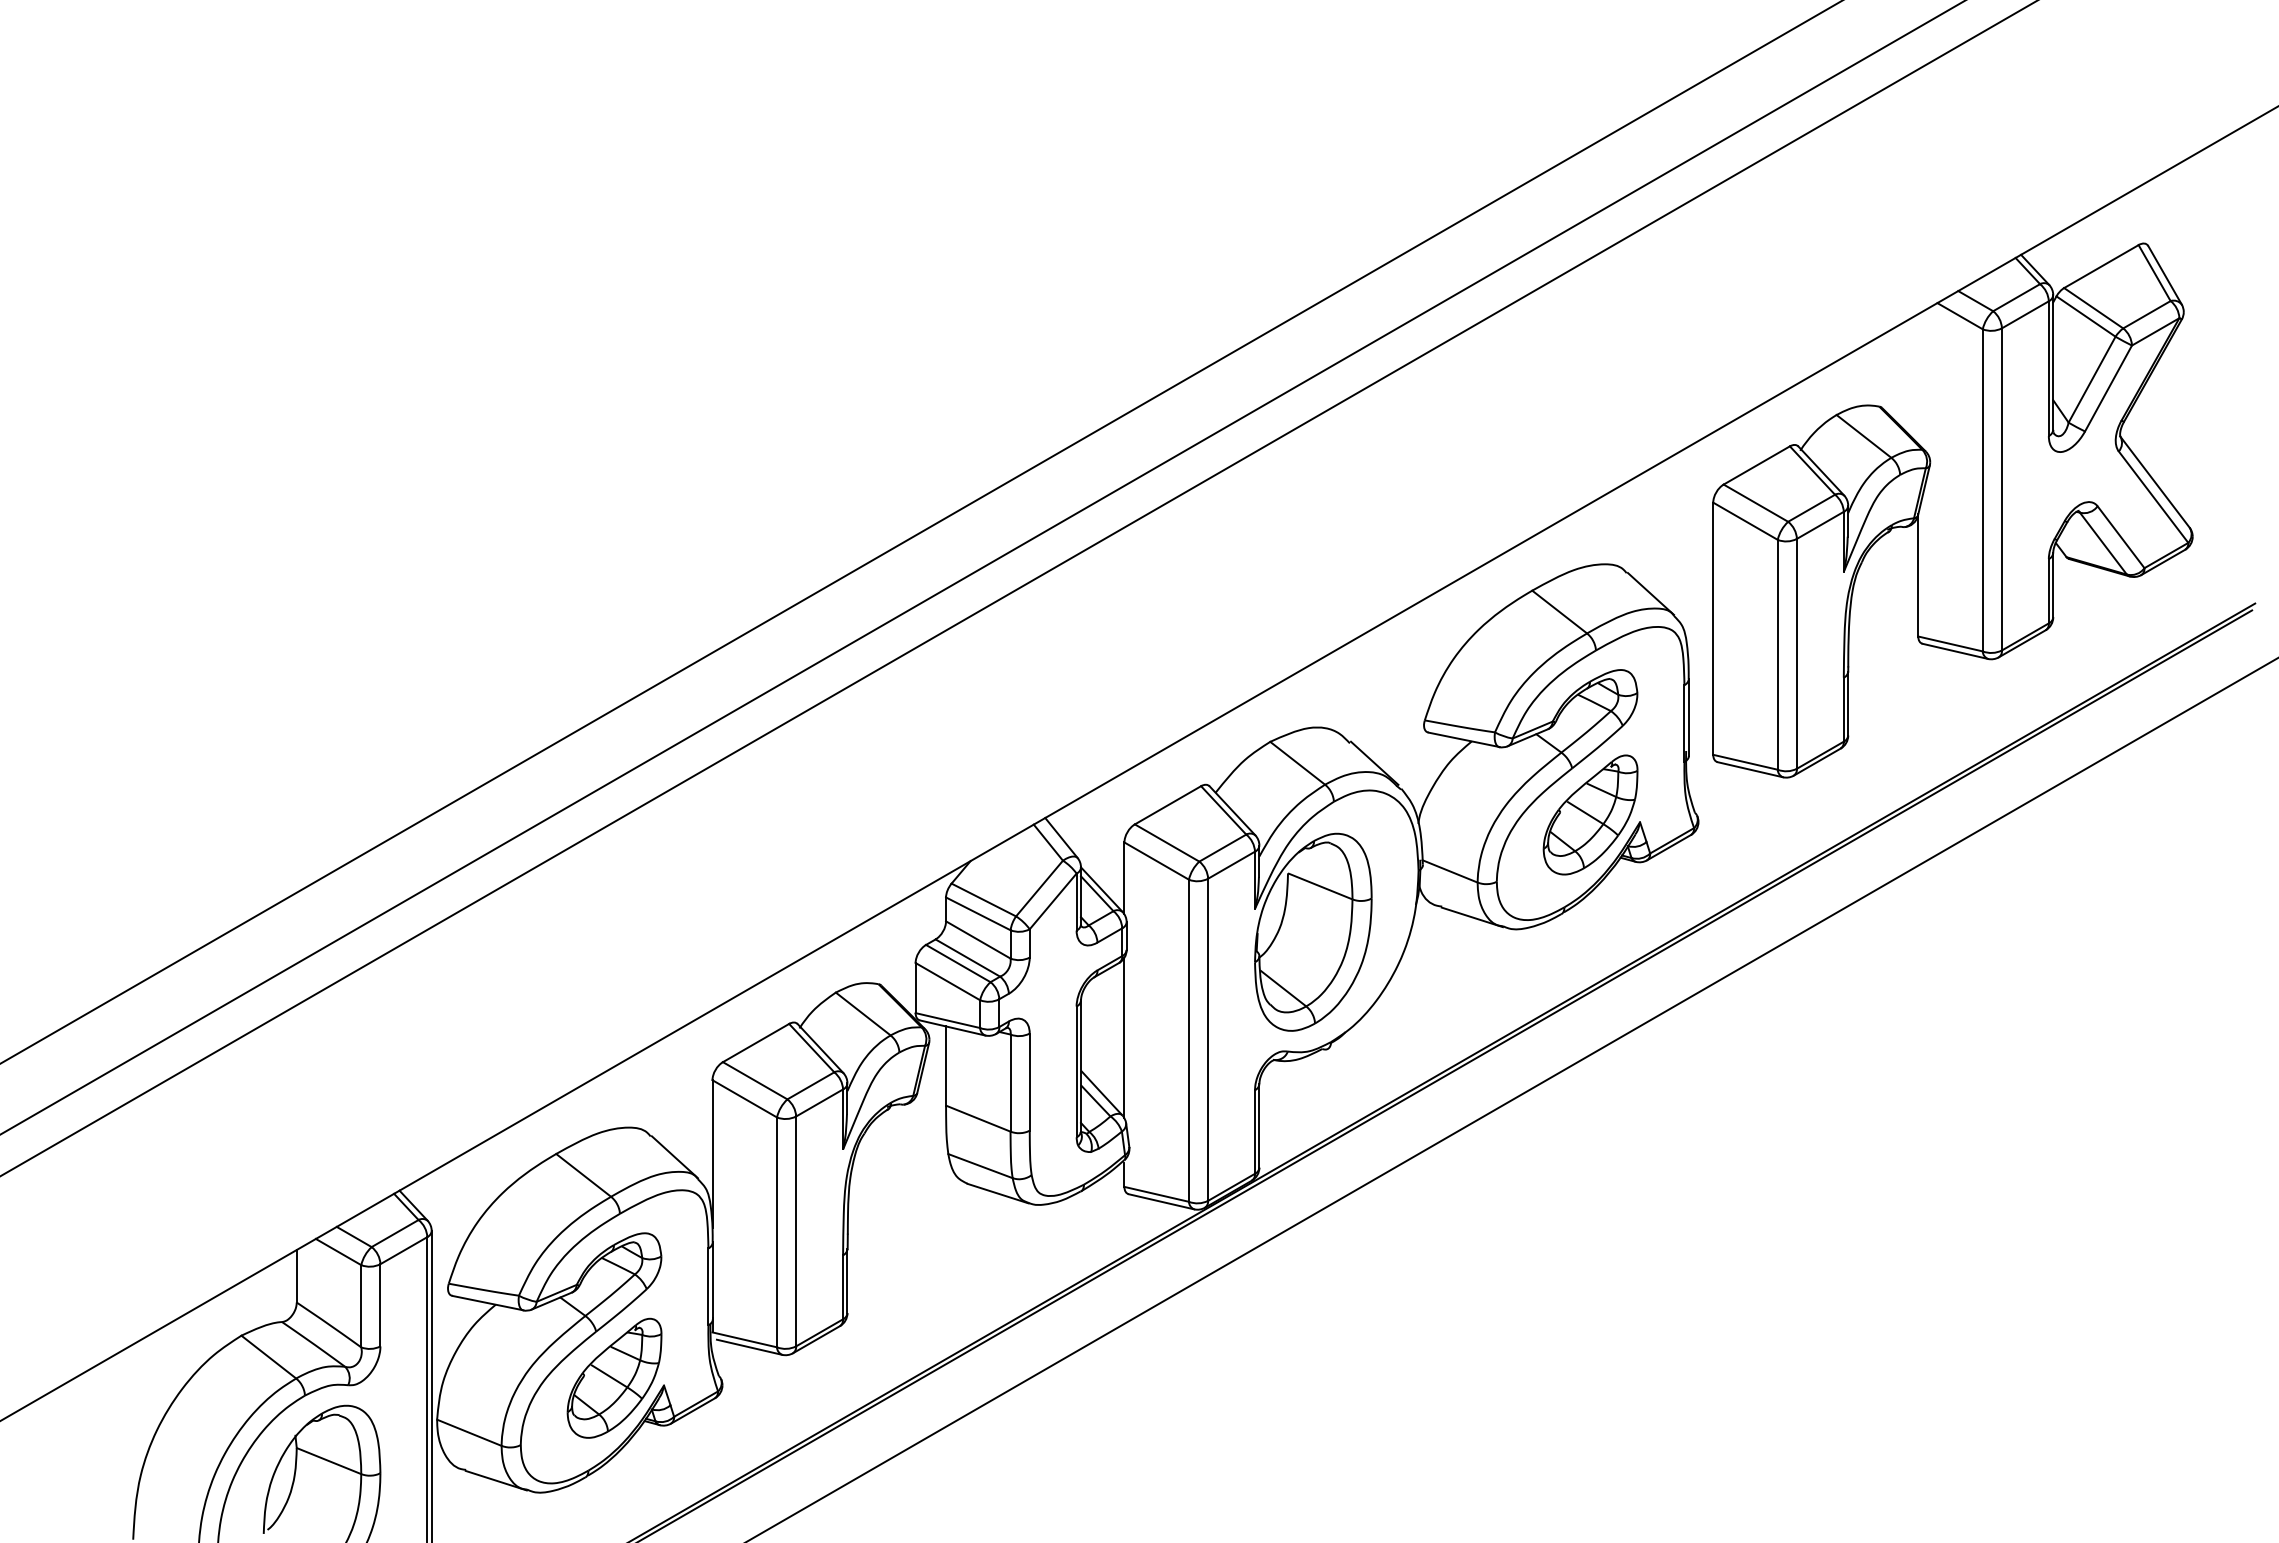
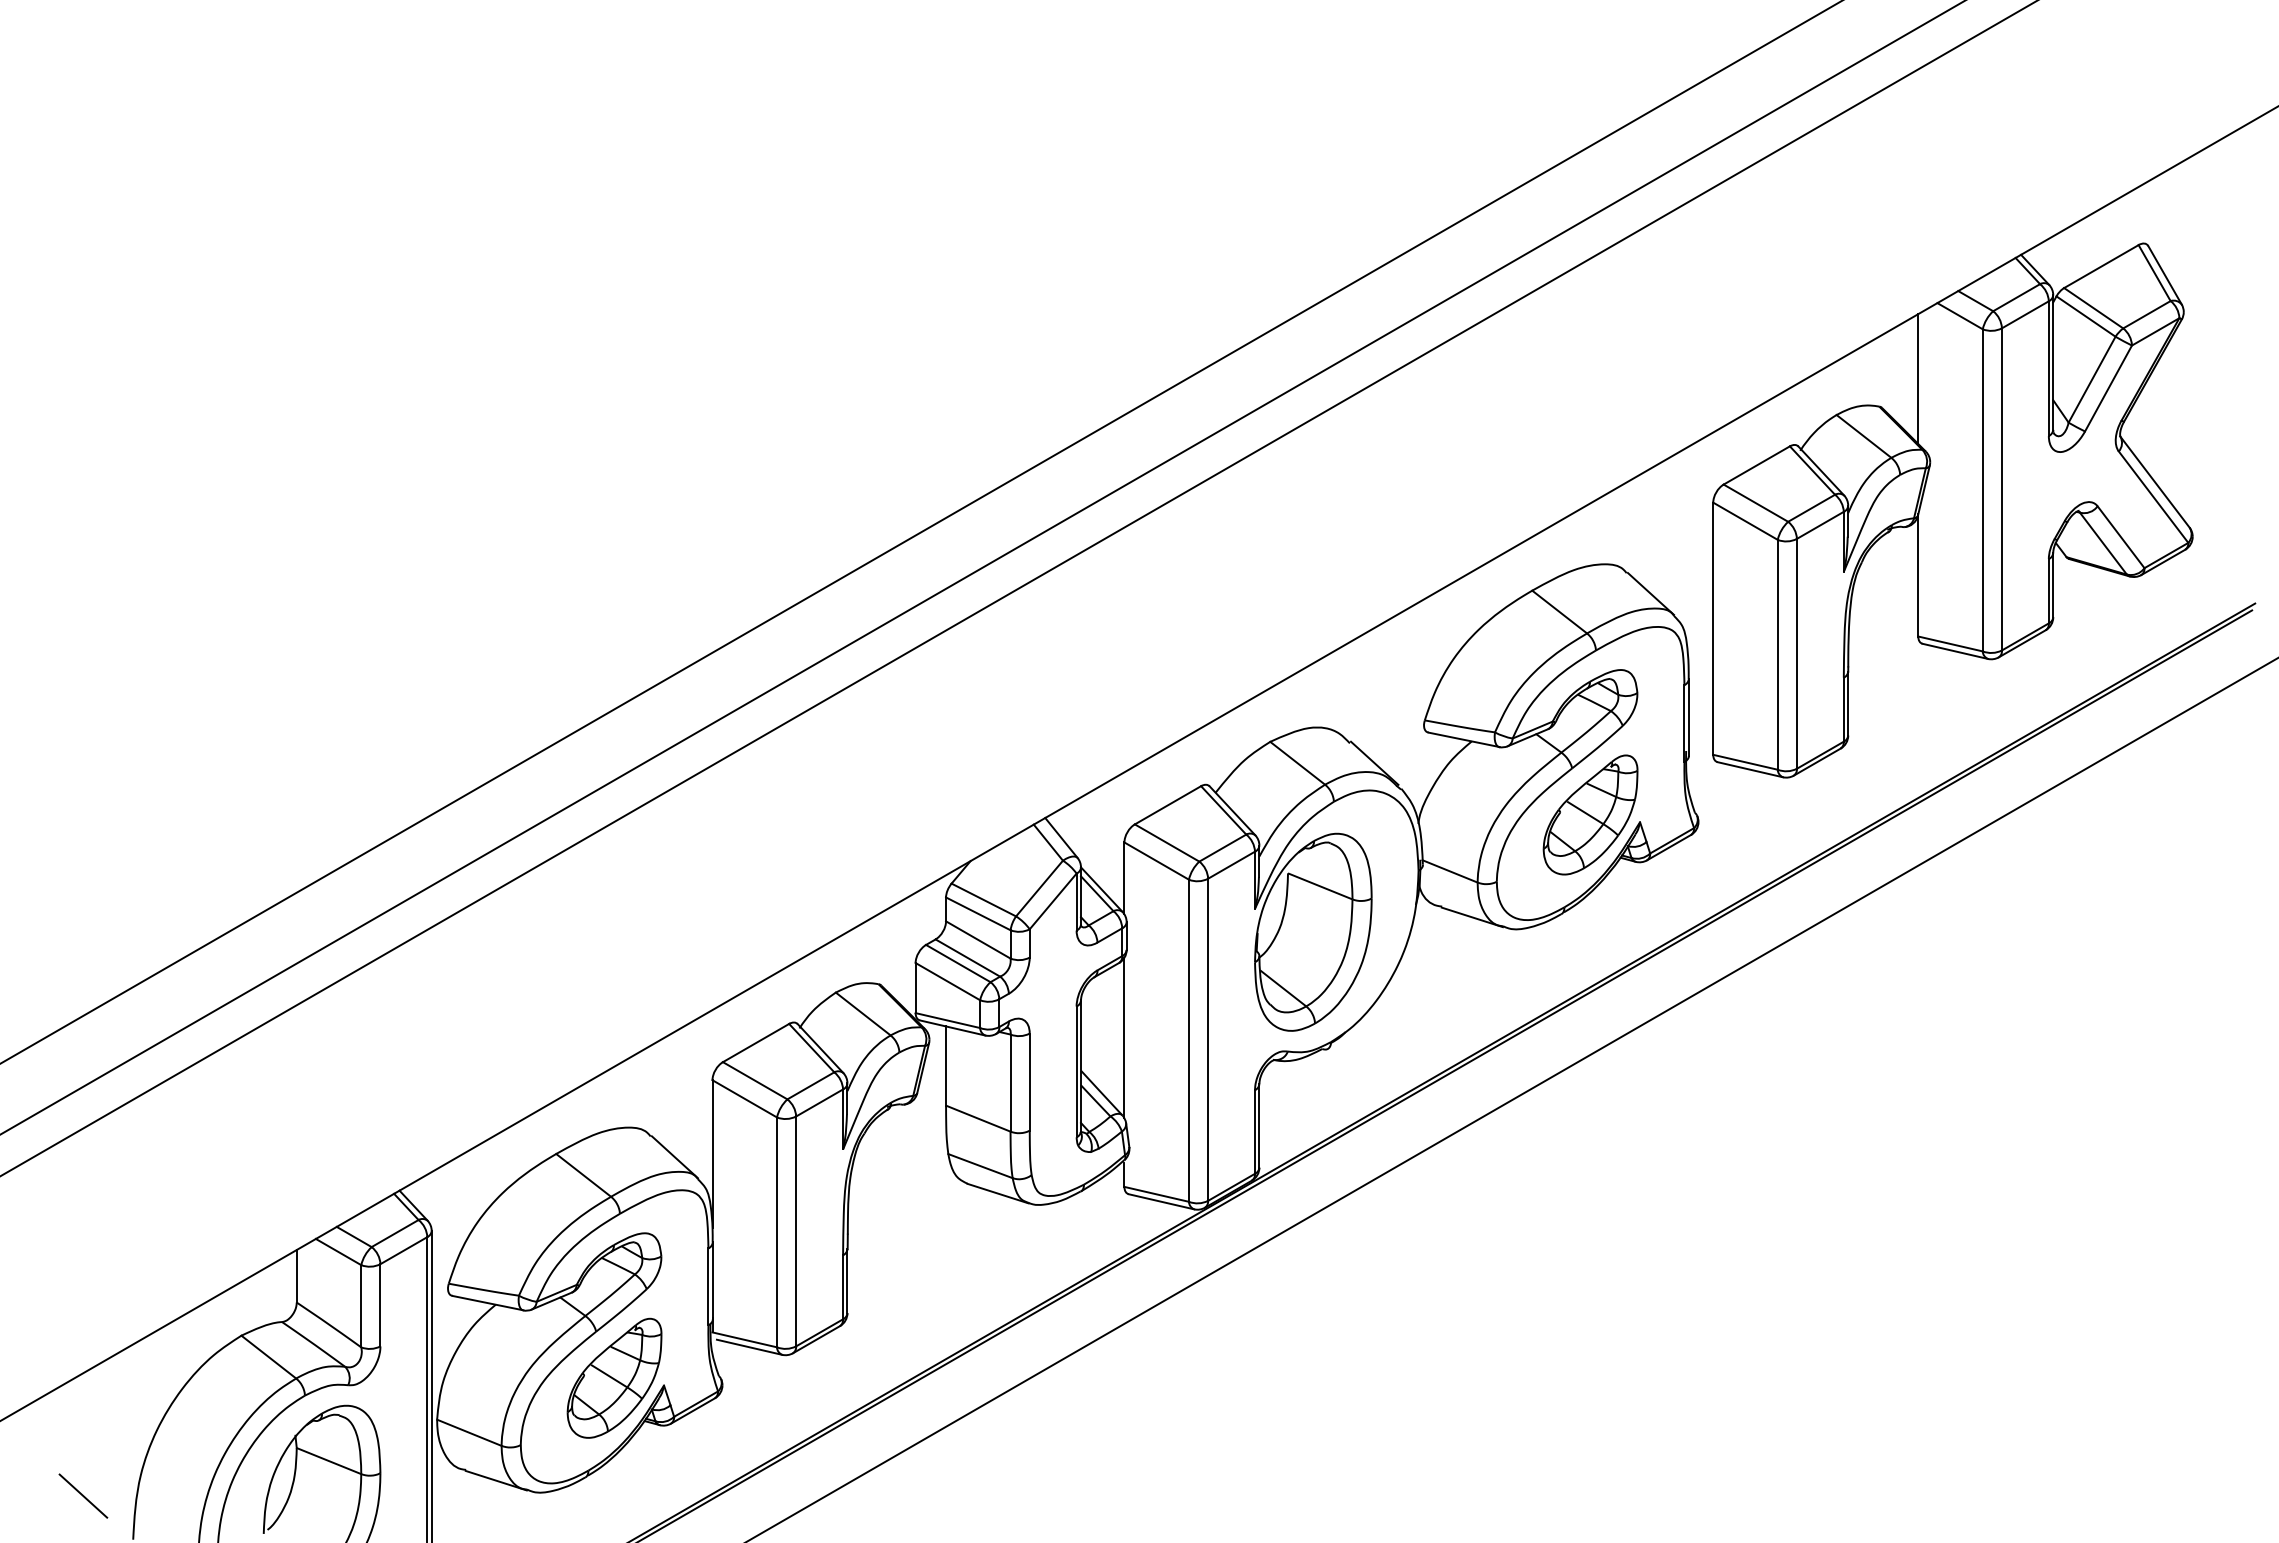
line: none -> present (1918, 379)
line: none -> present (83, 1495)
